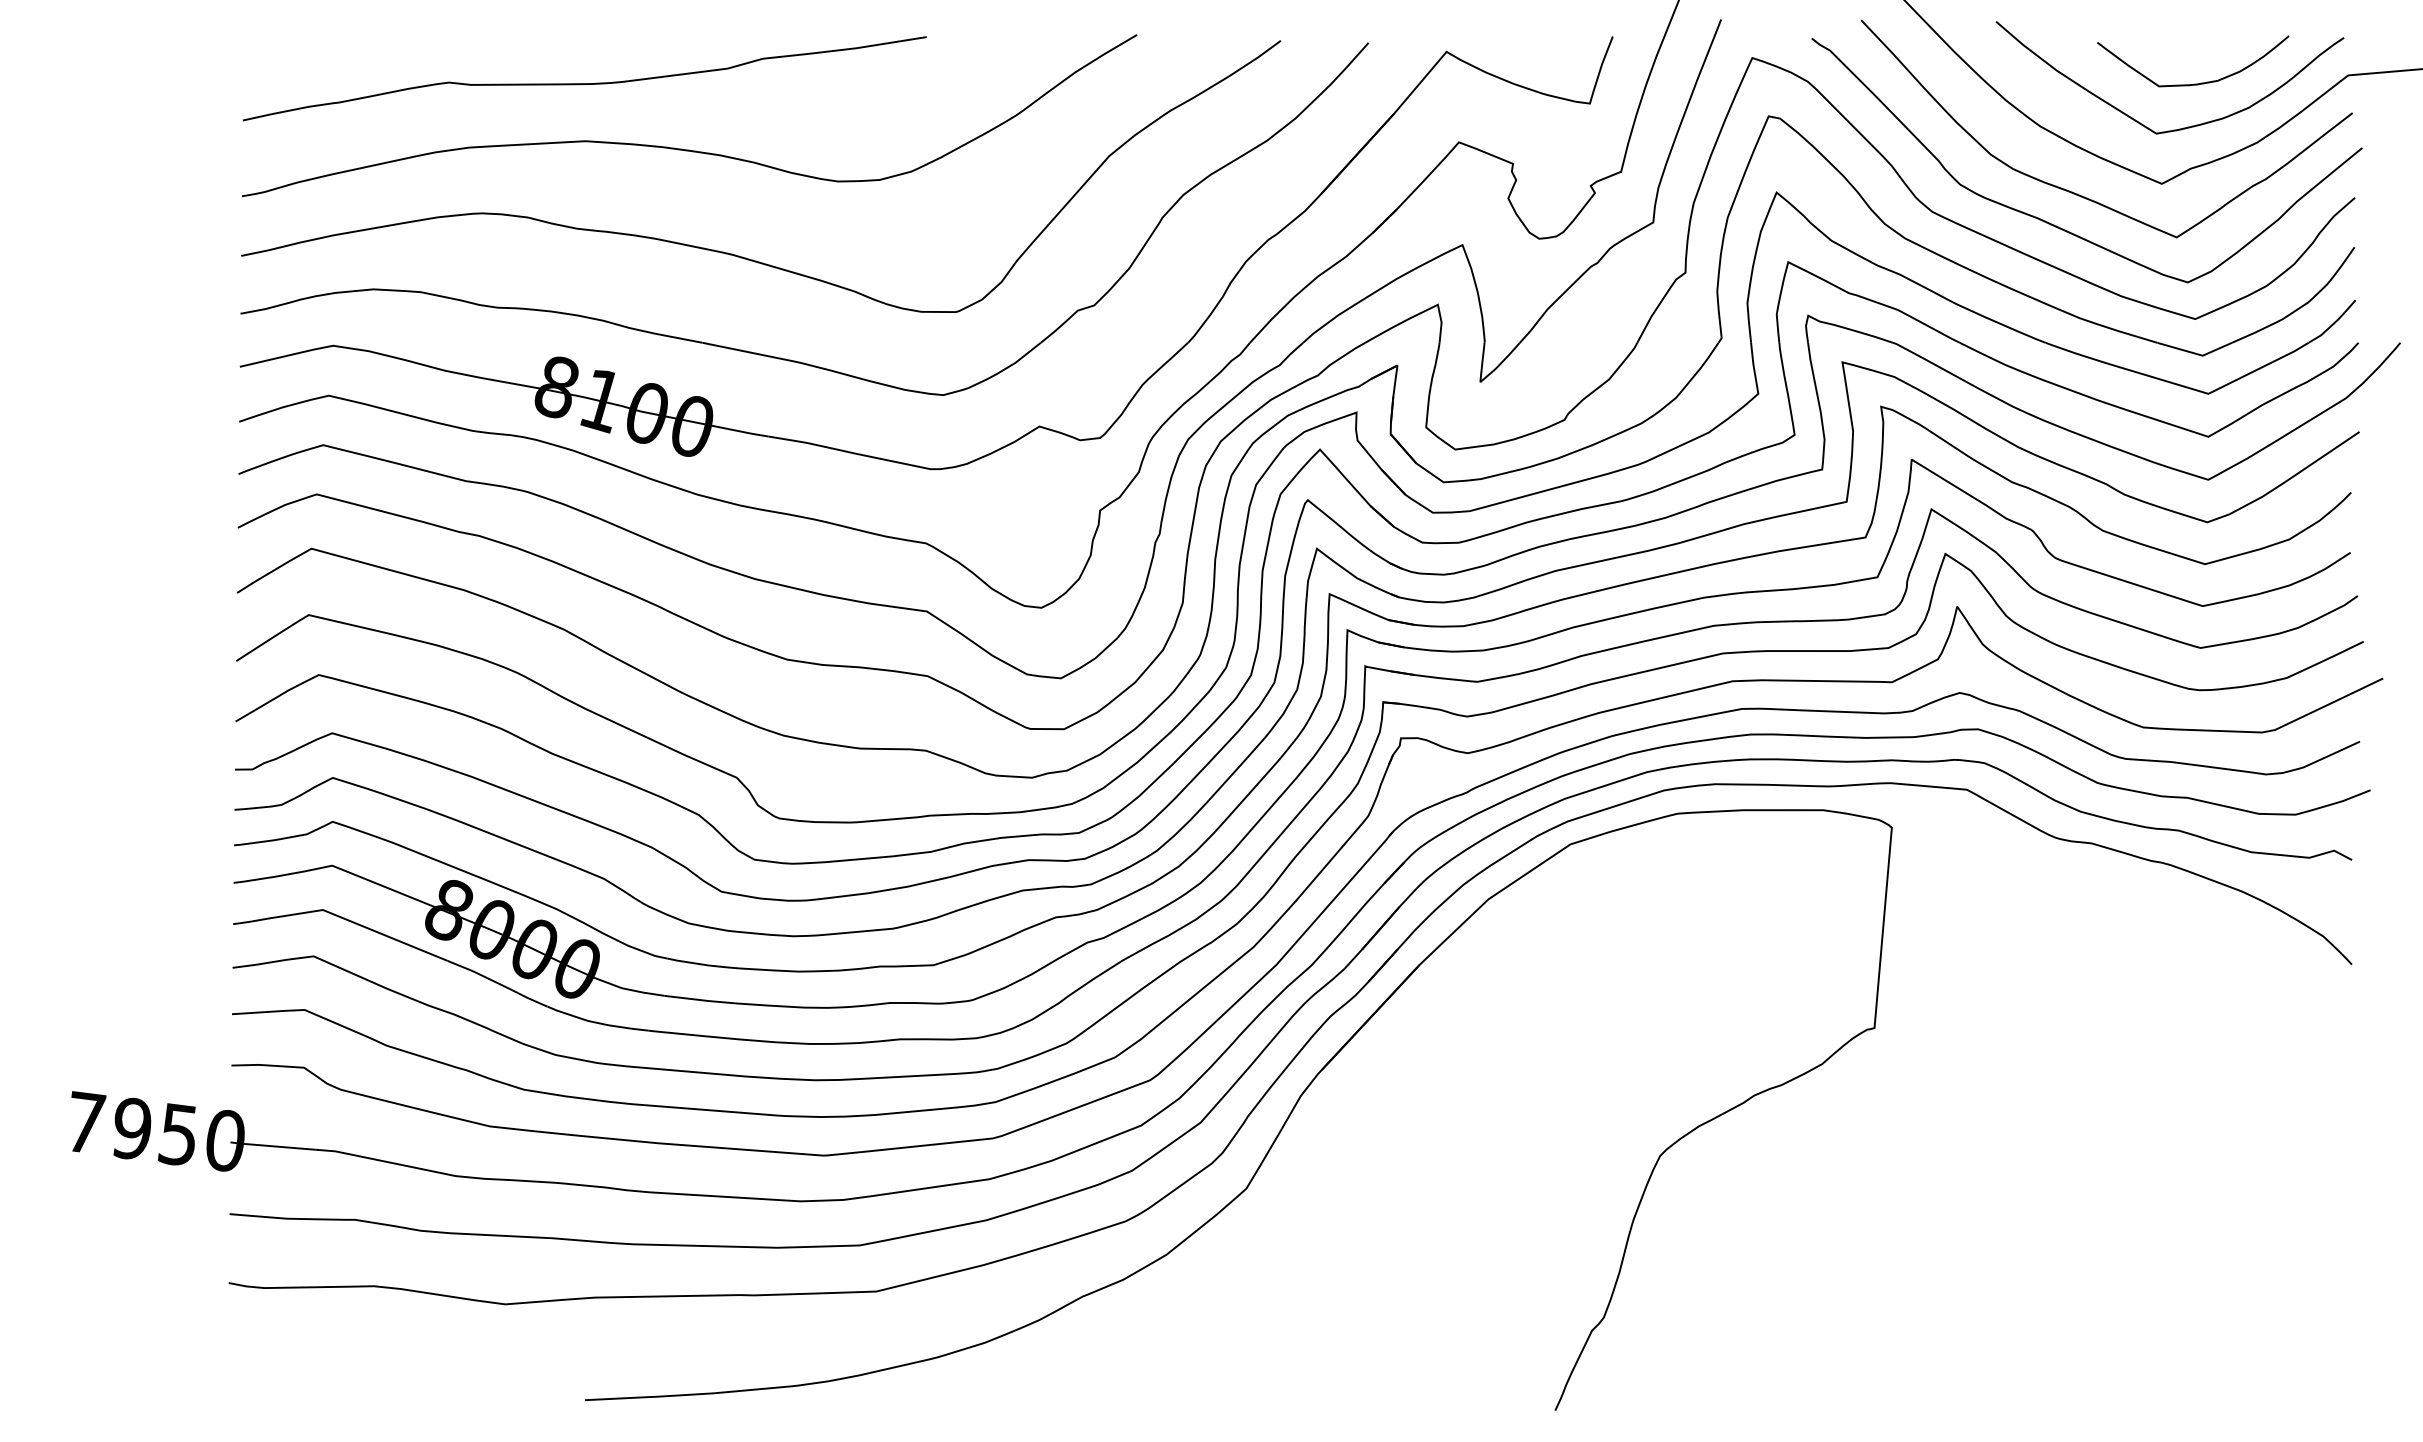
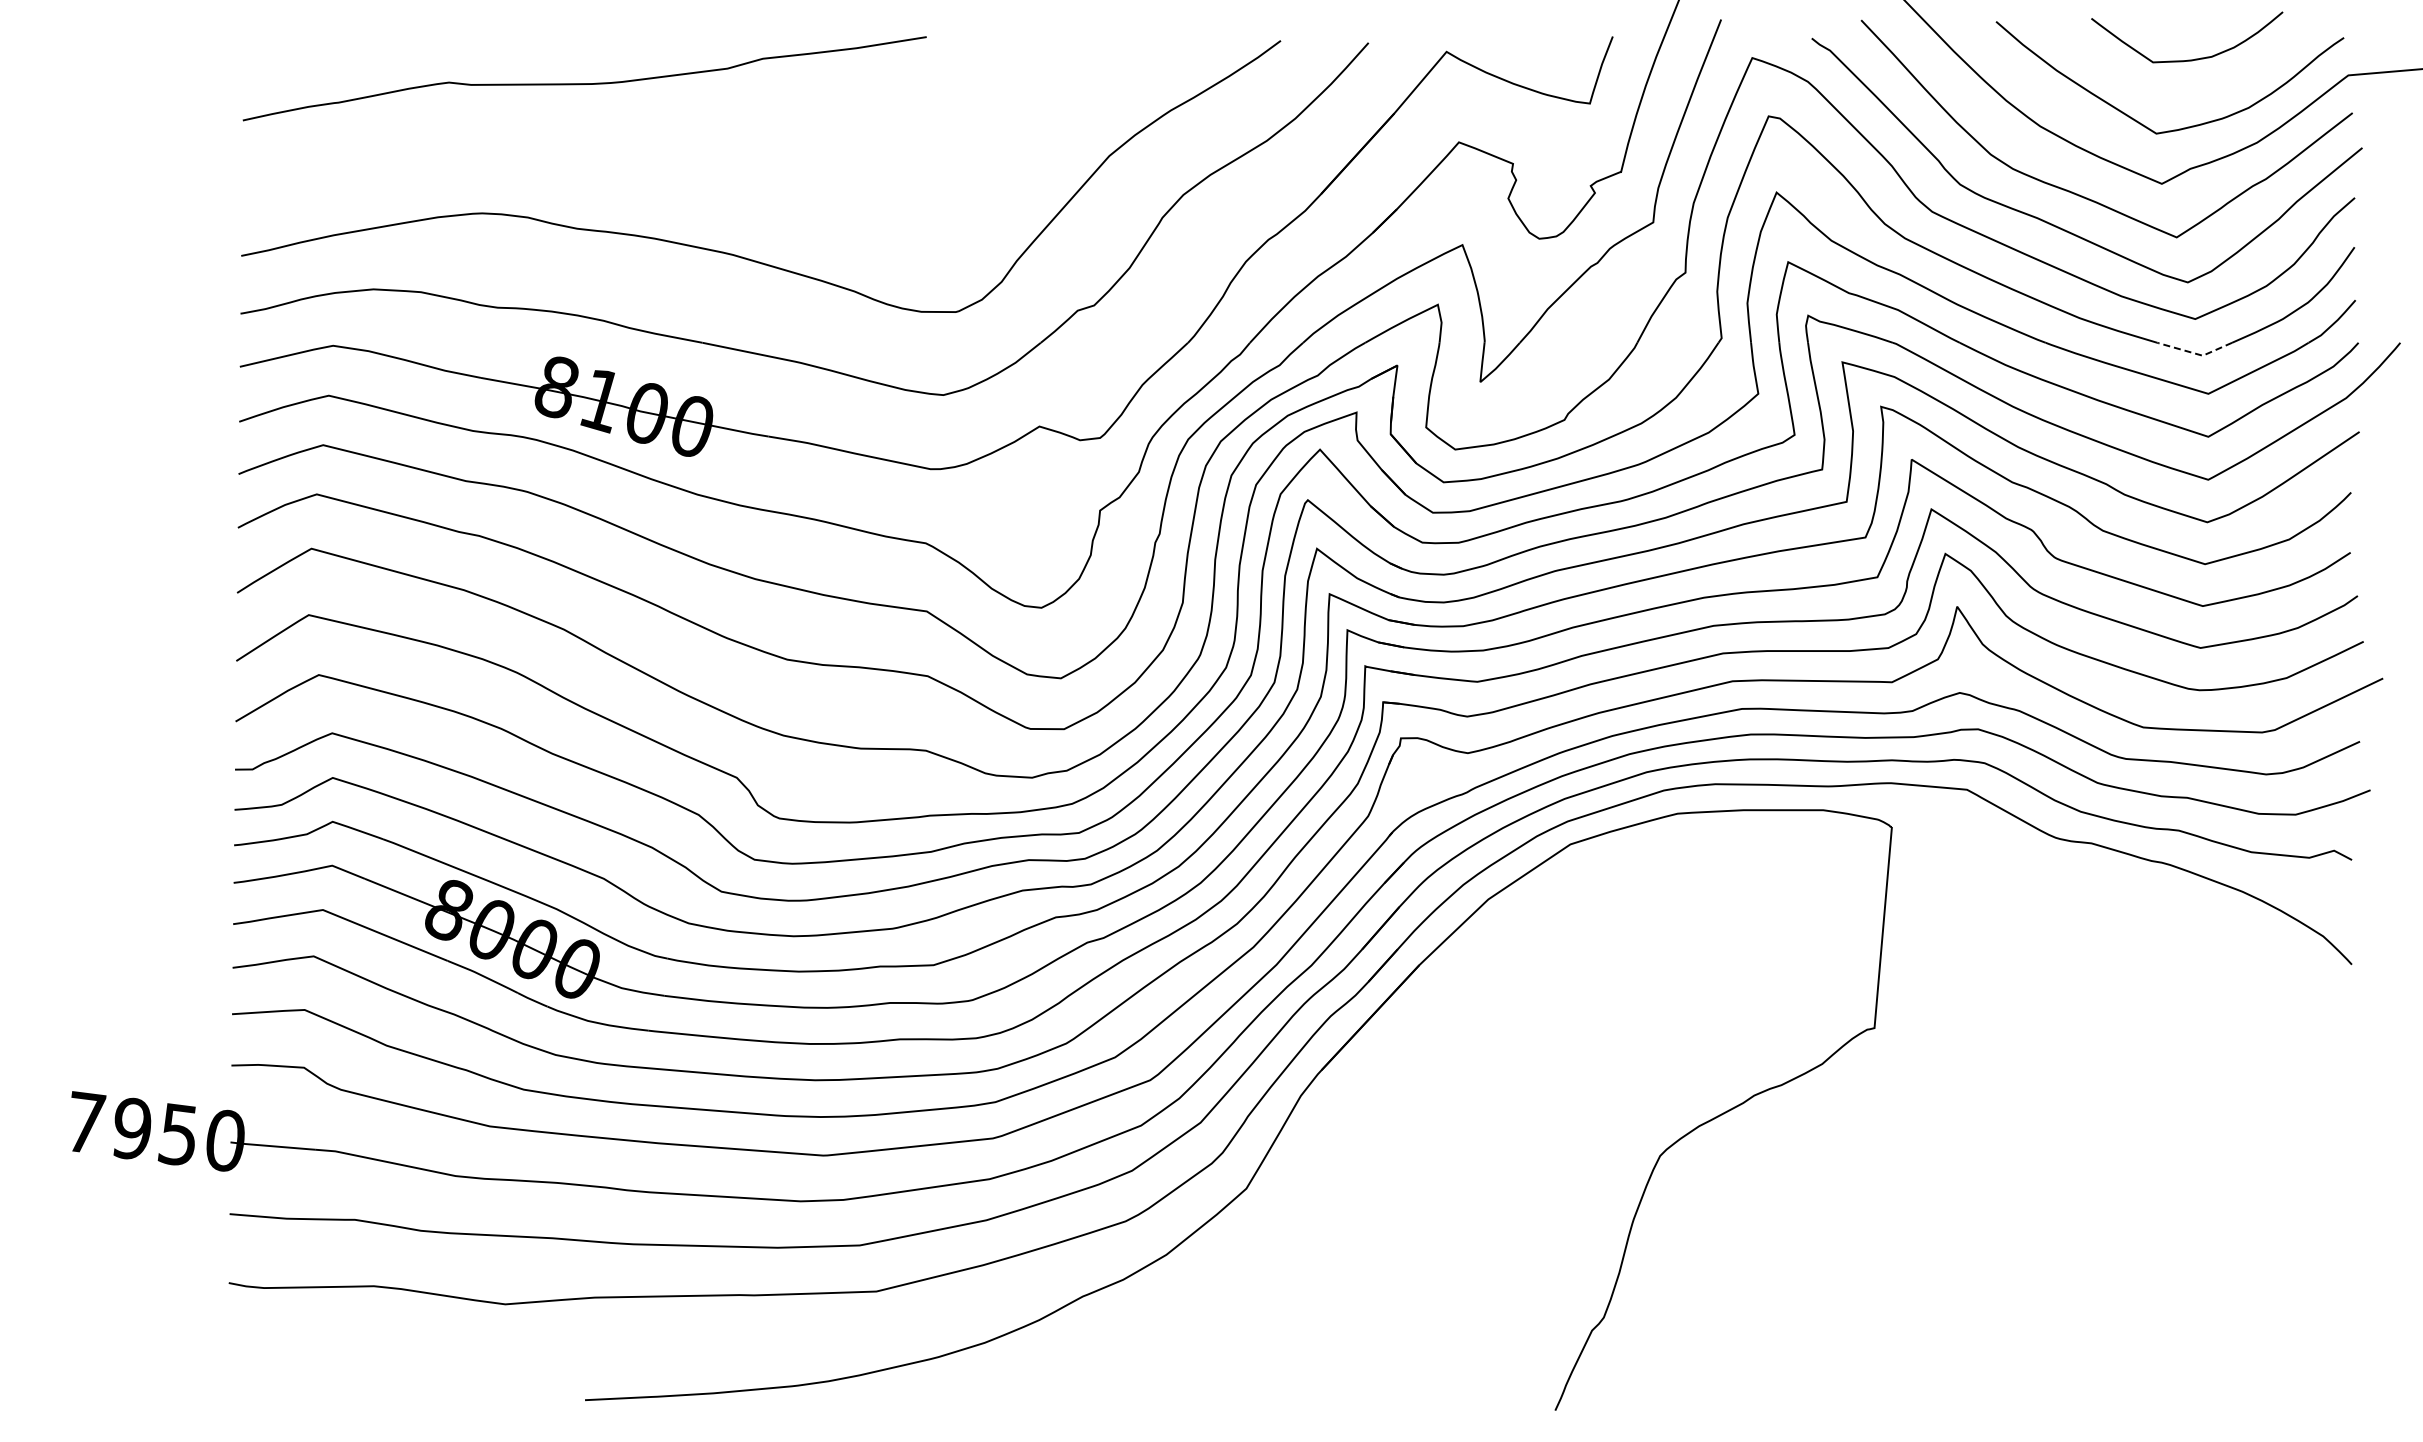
curve position: (2193, 83) -> (2187, 59) (2187, 59)
curve: present -> none (682, 148)
line: solid -> dashed (2195, 353)
